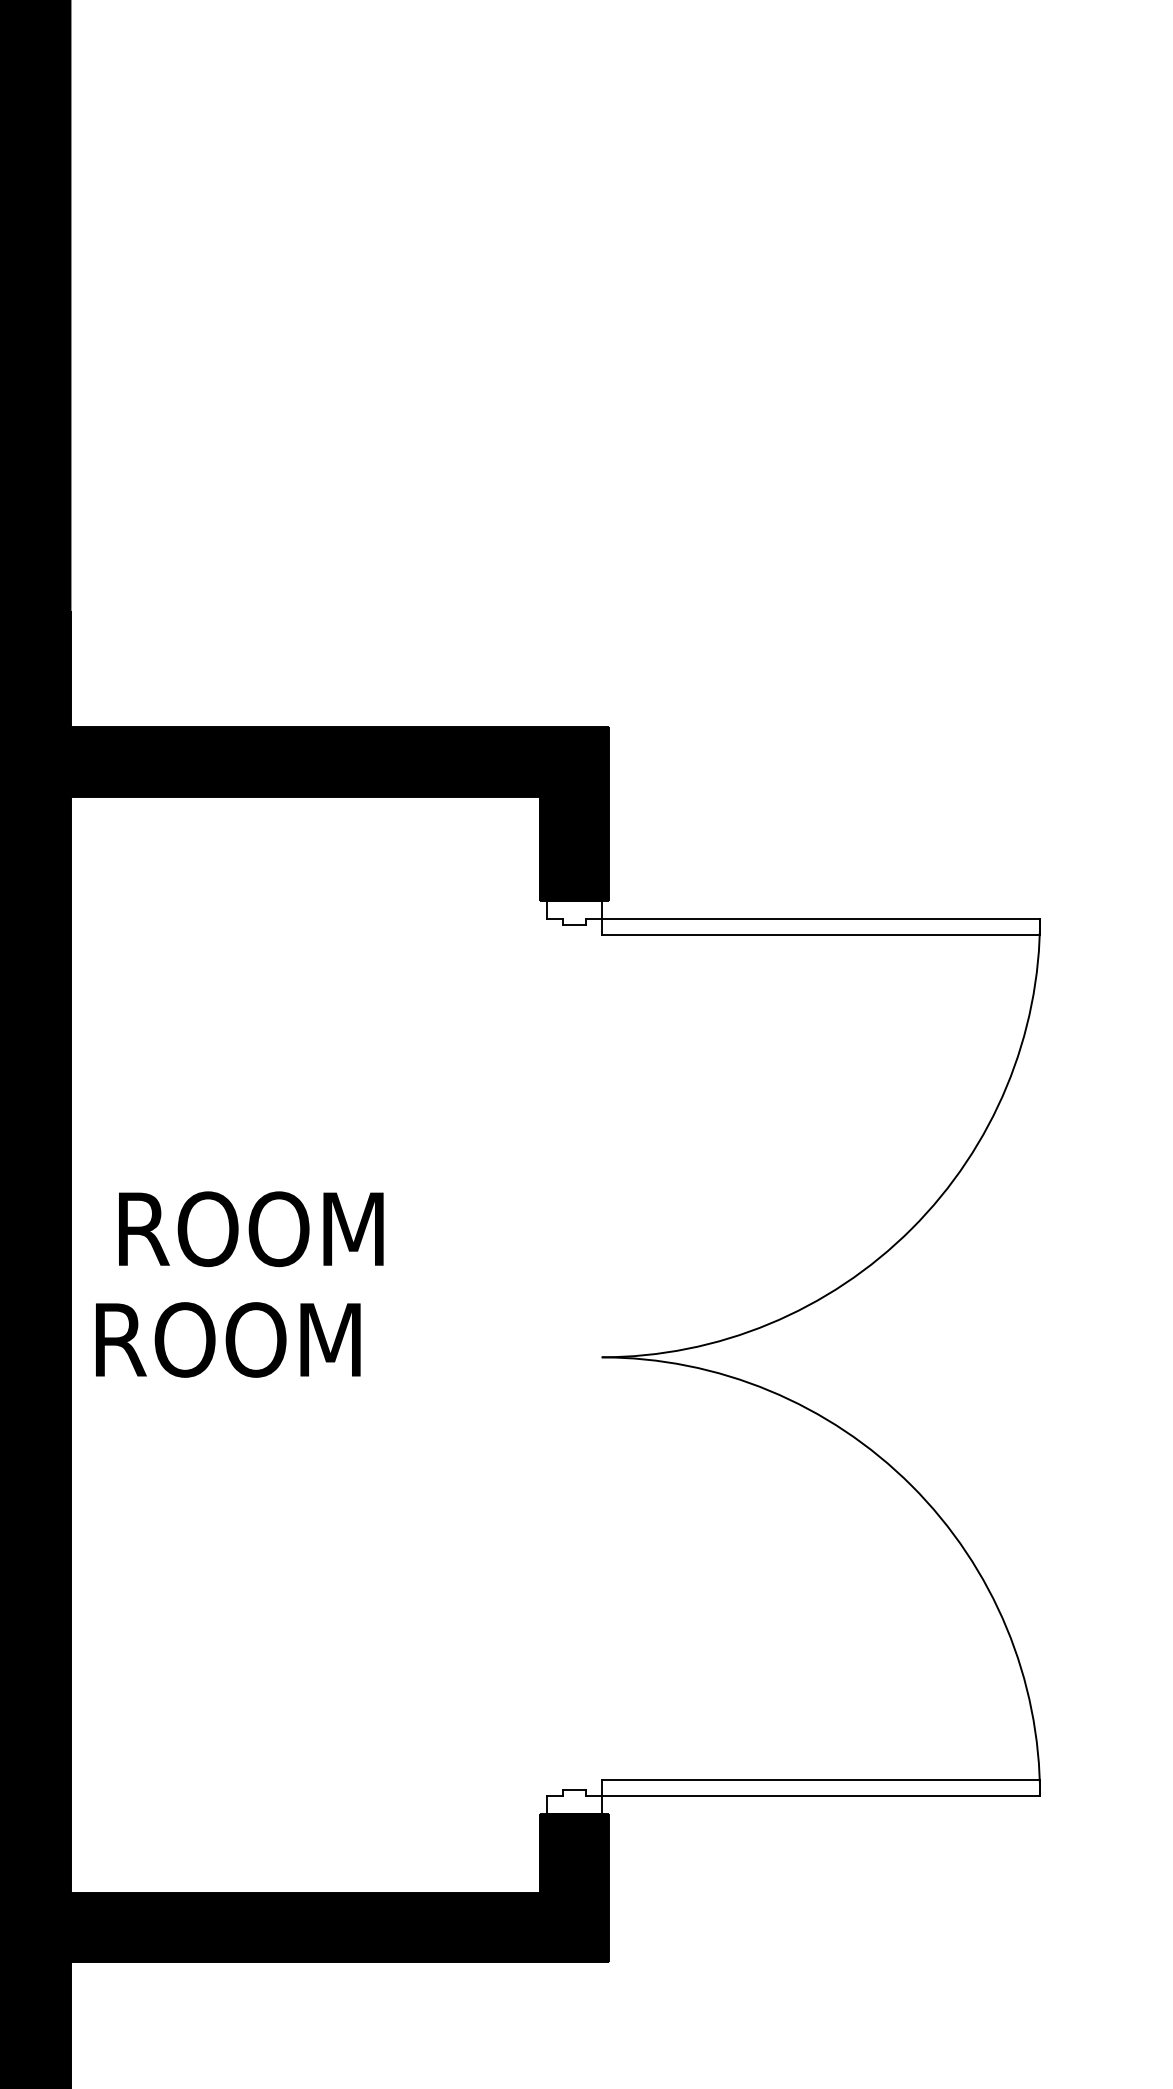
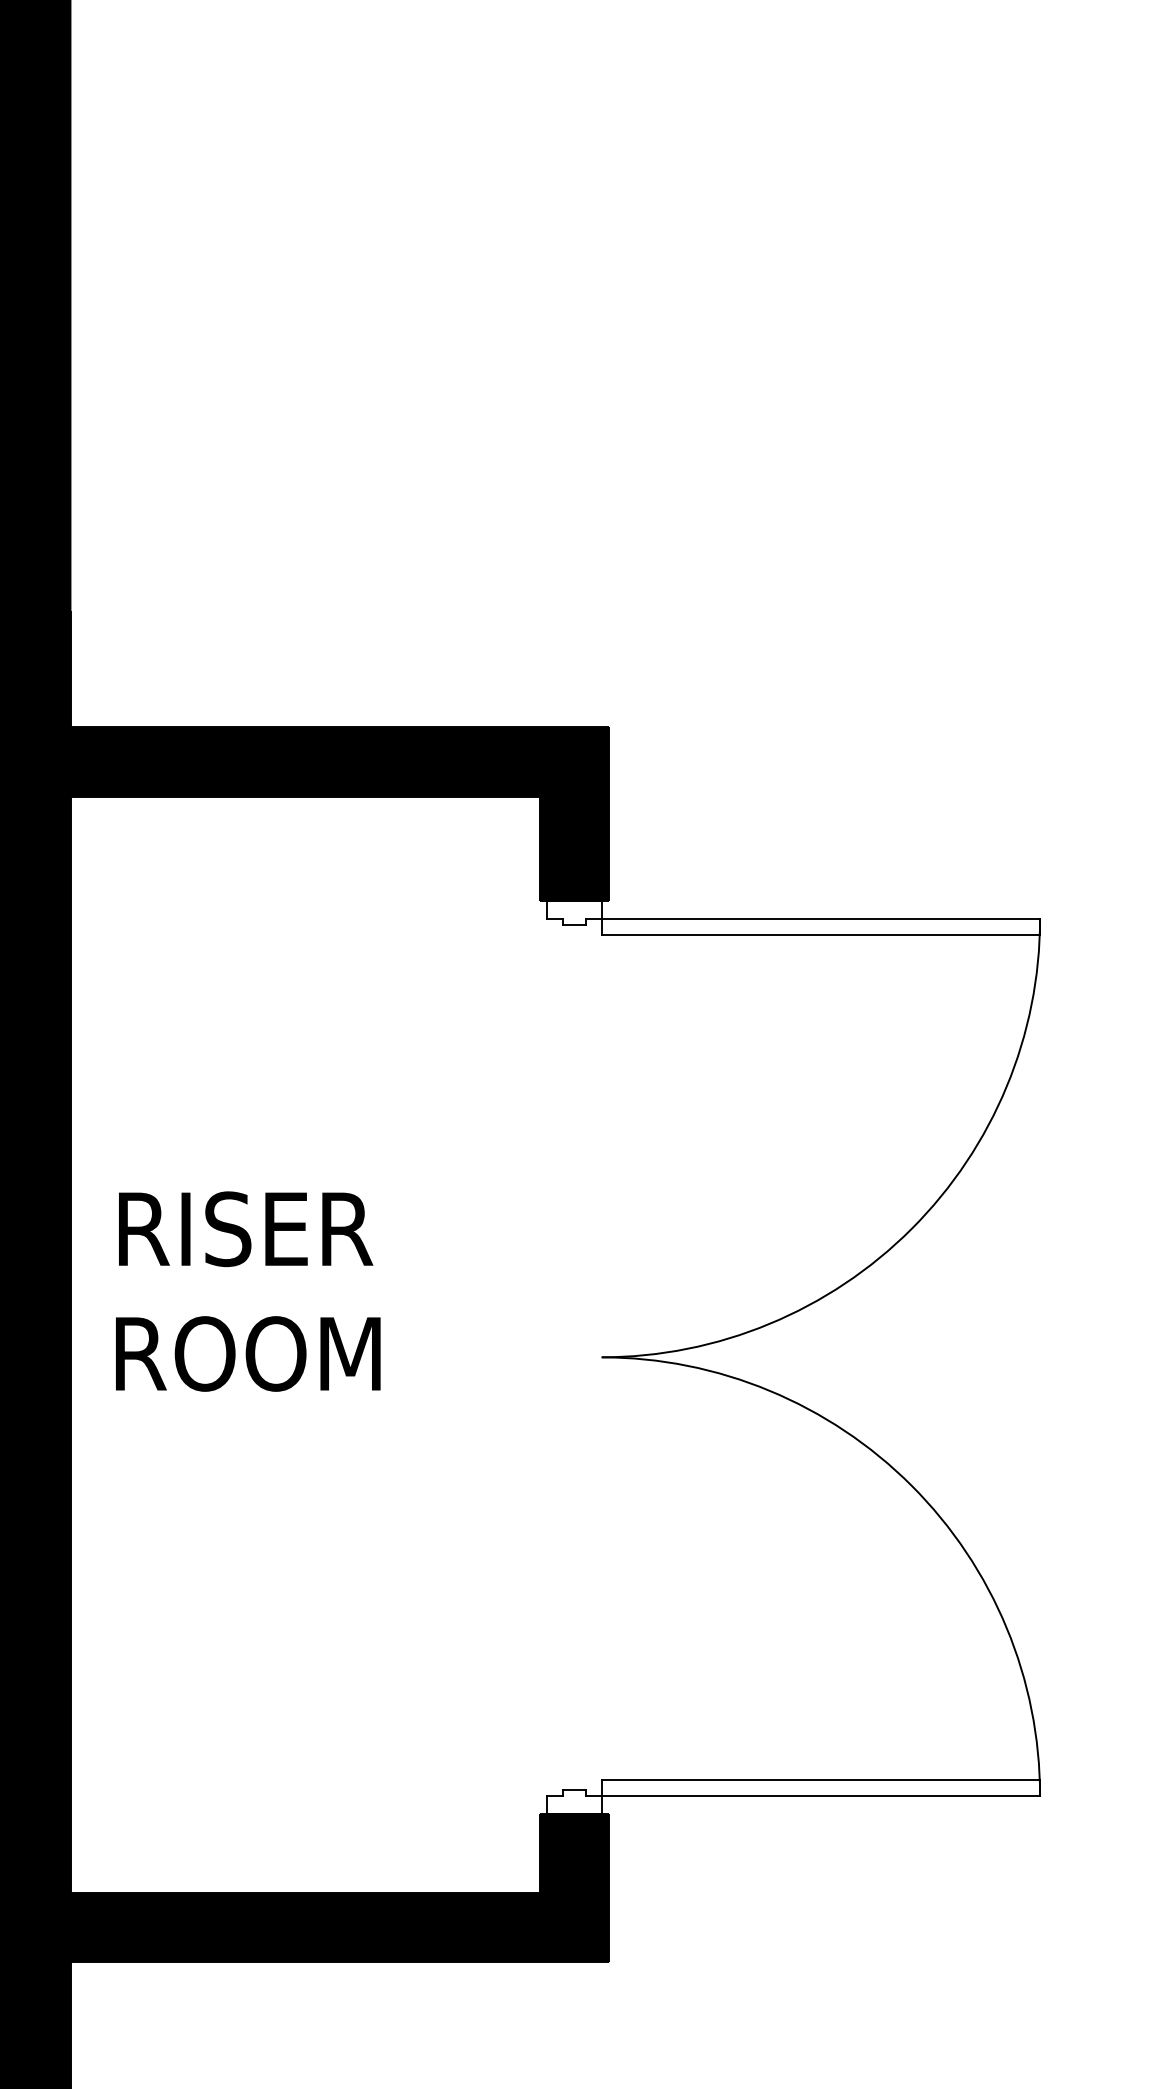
text: ROOM -> RISER (280, 1229)
text position: (228, 1339) -> (248, 1353) (248, 1353)
